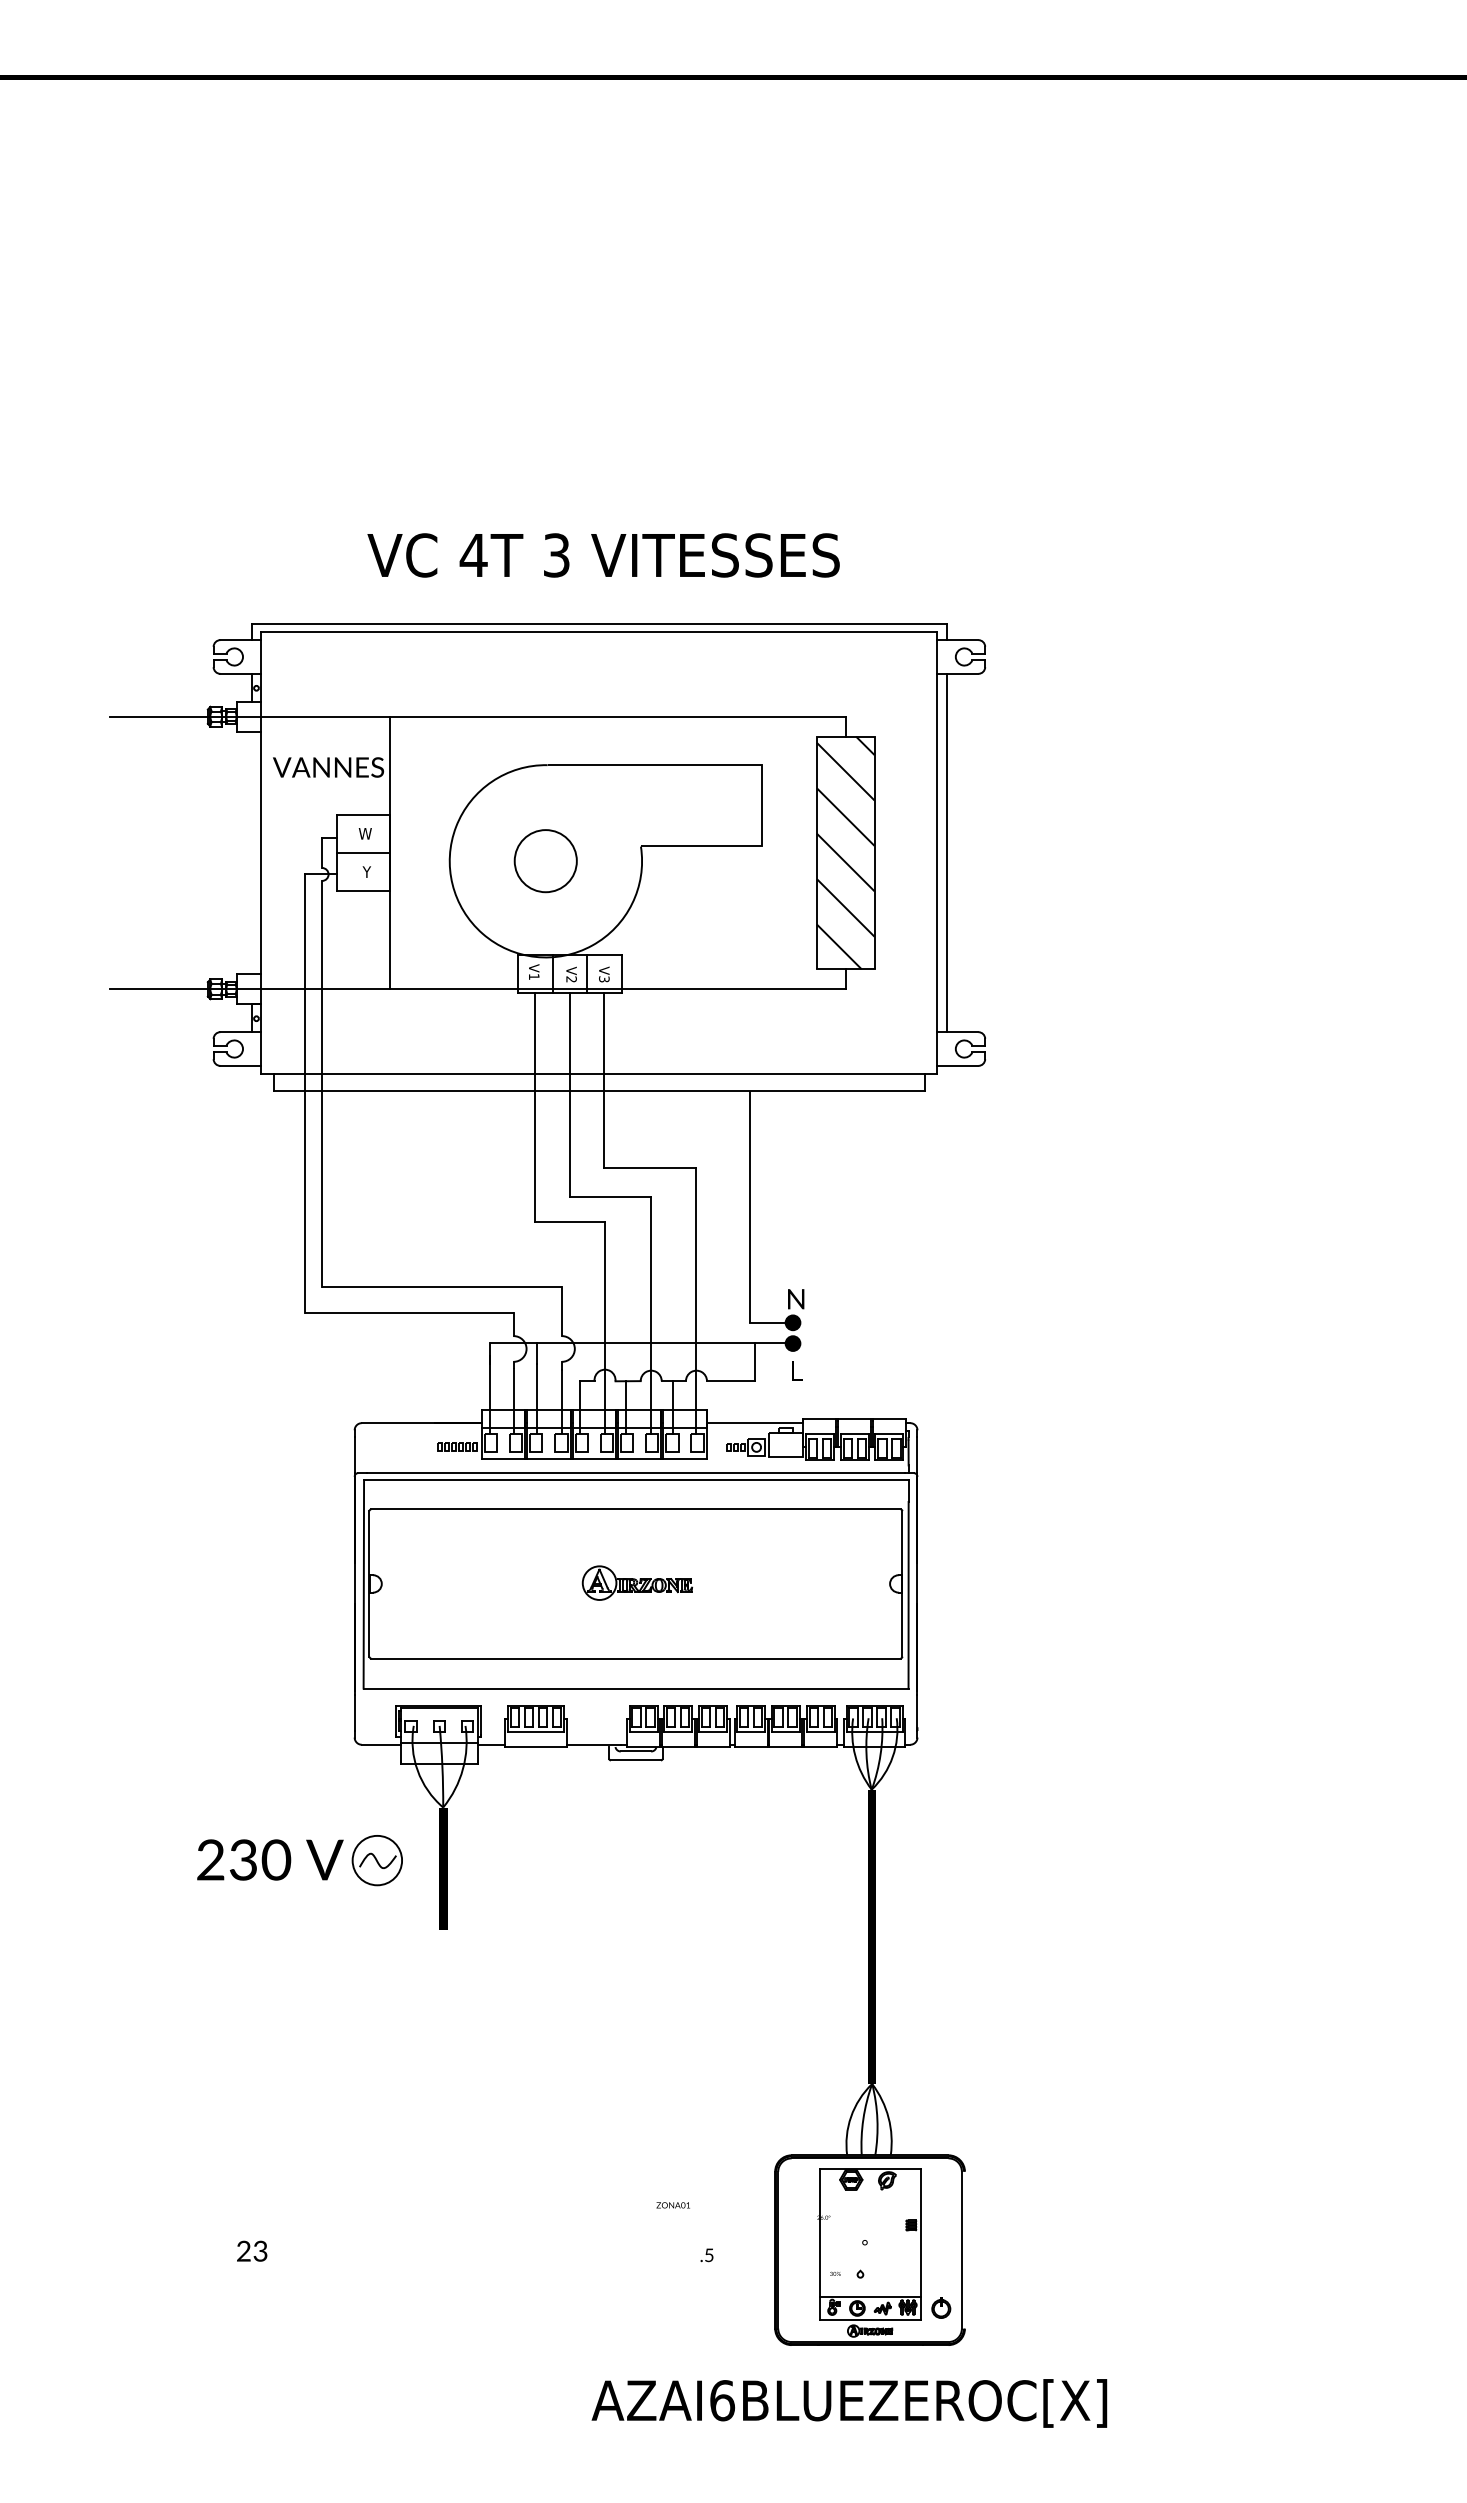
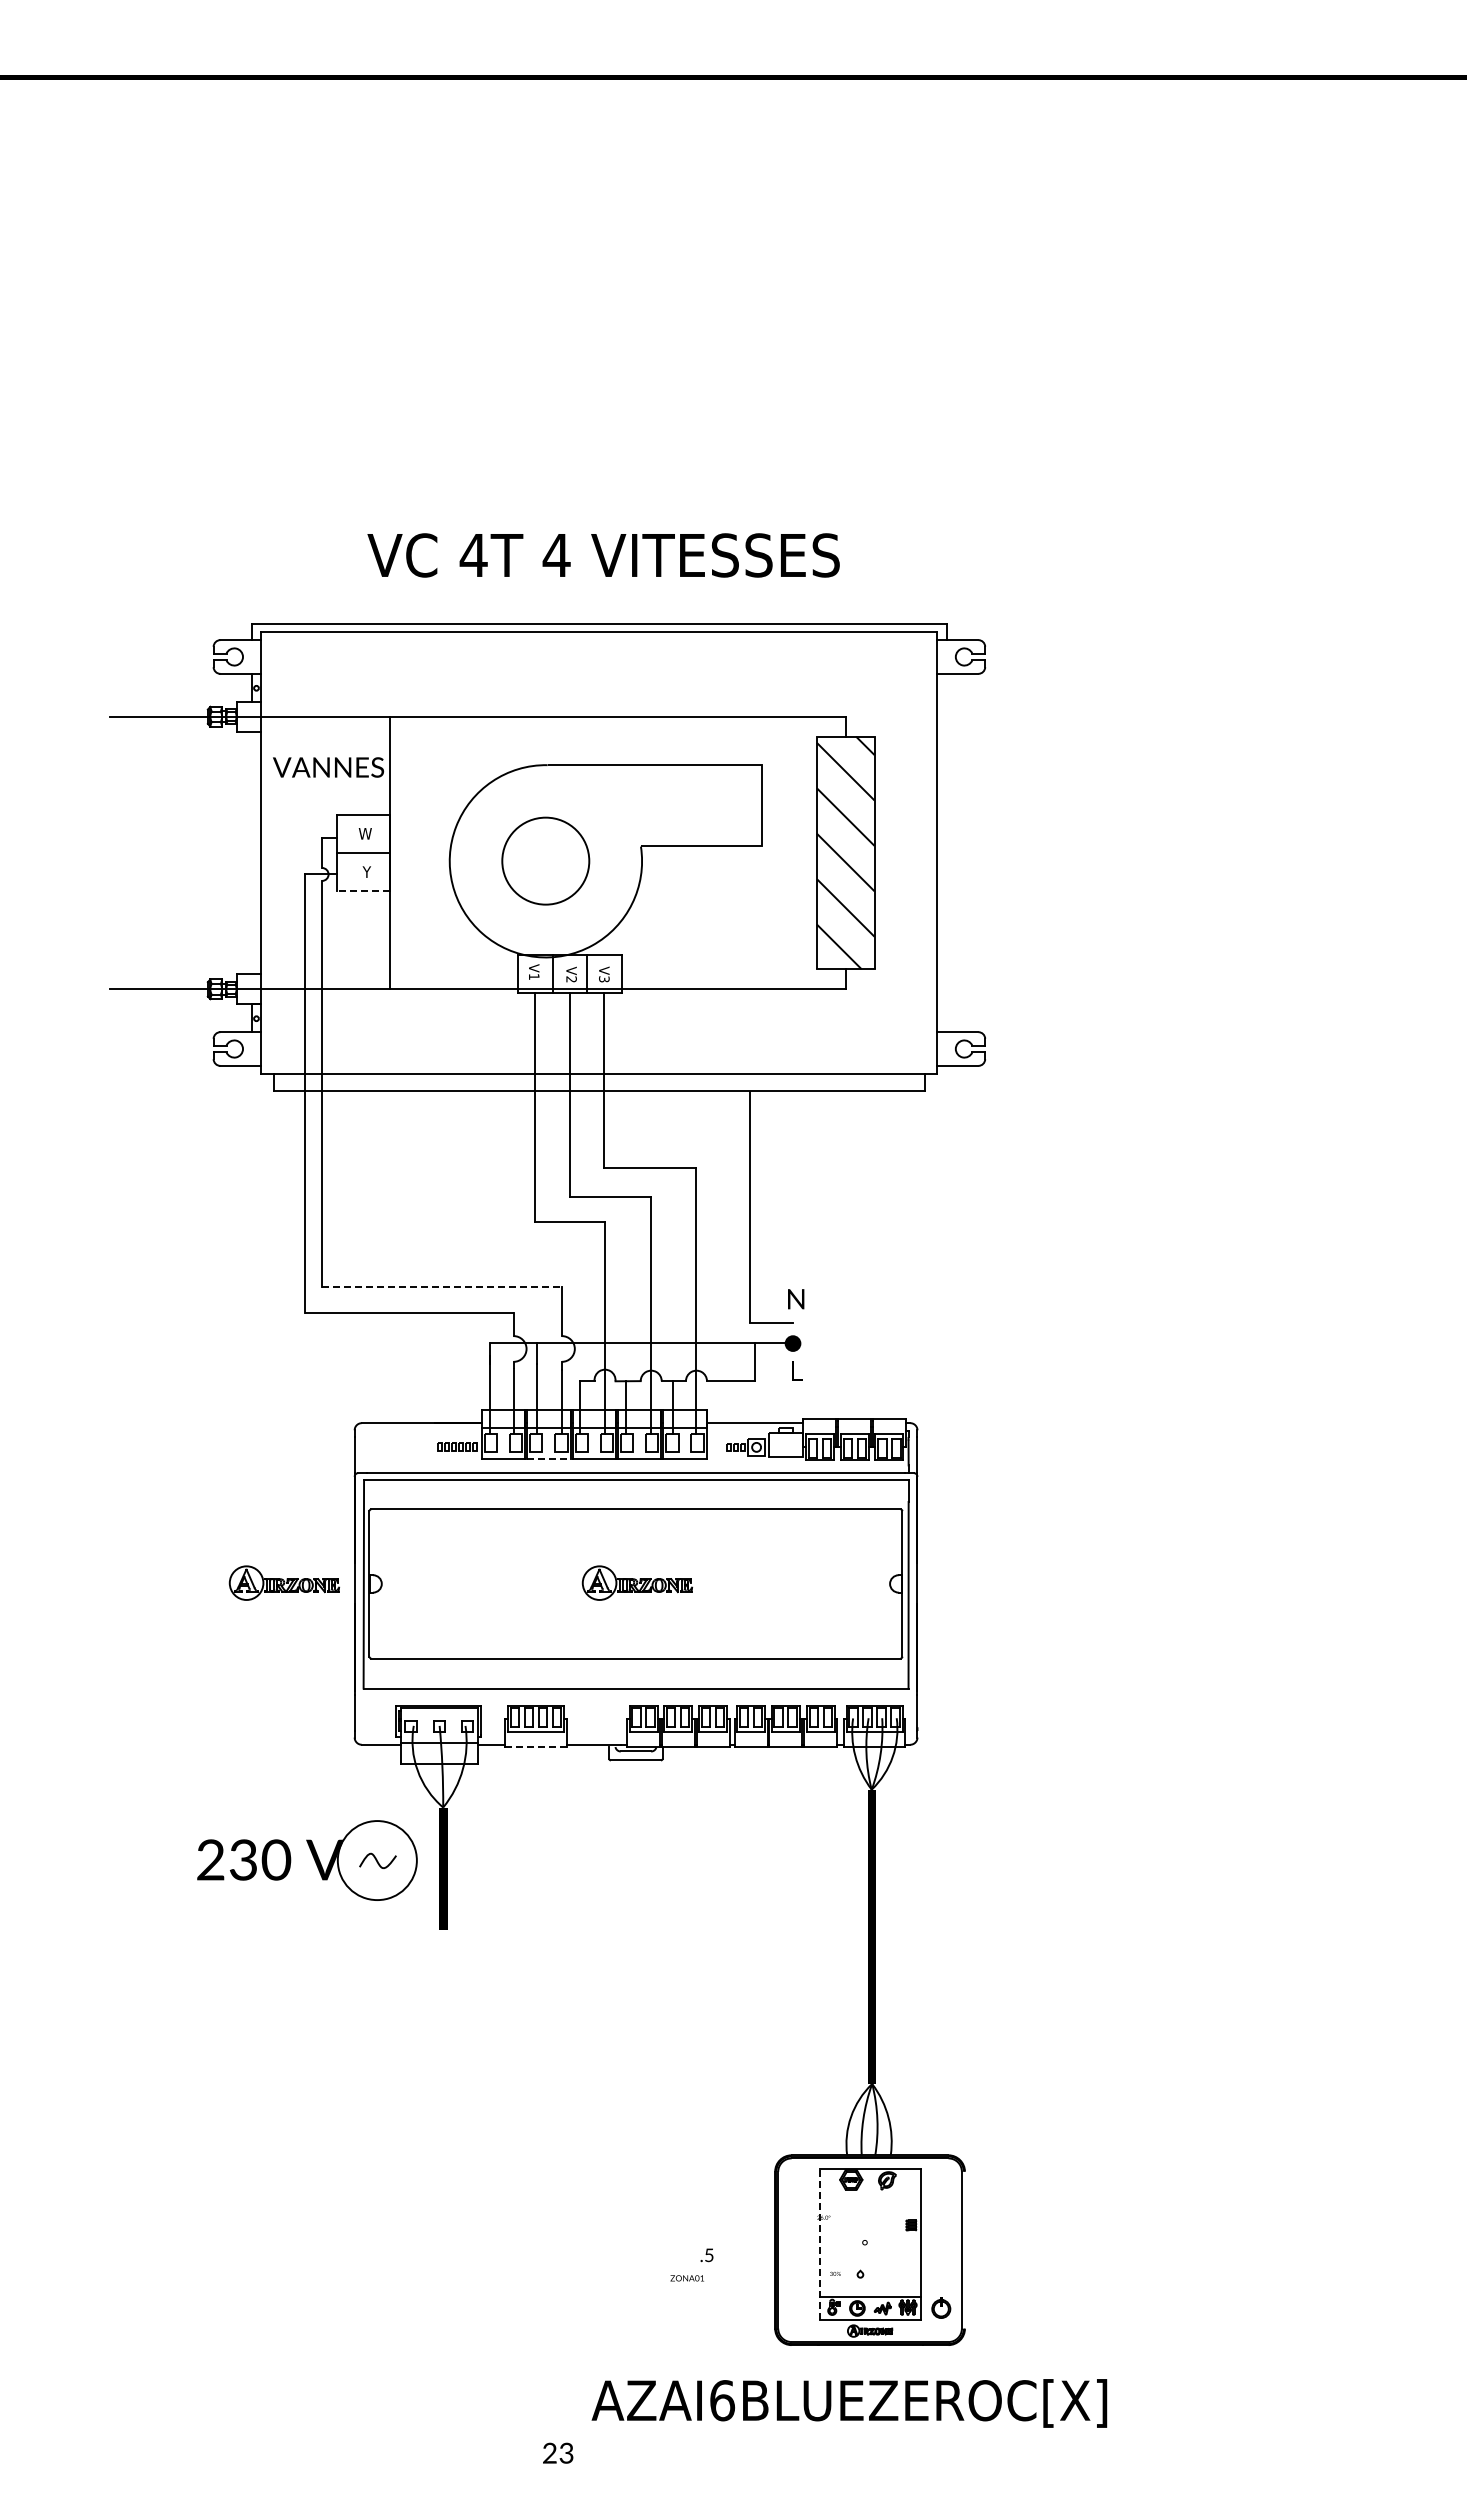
text: 3 -> 4 (556, 555)
line: present -> none (947, 852)
circle diameter: 62 px -> 87 px (545, 860)
line: solid -> dashed (363, 891)
line: solid -> dashed (442, 1286)
fill: present -> none (792, 1322)
line: solid -> dashed (548, 1459)
part: none -> present (283, 1582)
line: solid -> dashed (535, 1747)
circle diameter: 49 px -> 79 px (376, 1860)
text position: (672, 2205) -> (686, 2278) (686, 2278)
line: solid -> dashed (819, 2244)
text position: (252, 2250) -> (558, 2452) (558, 2452)
